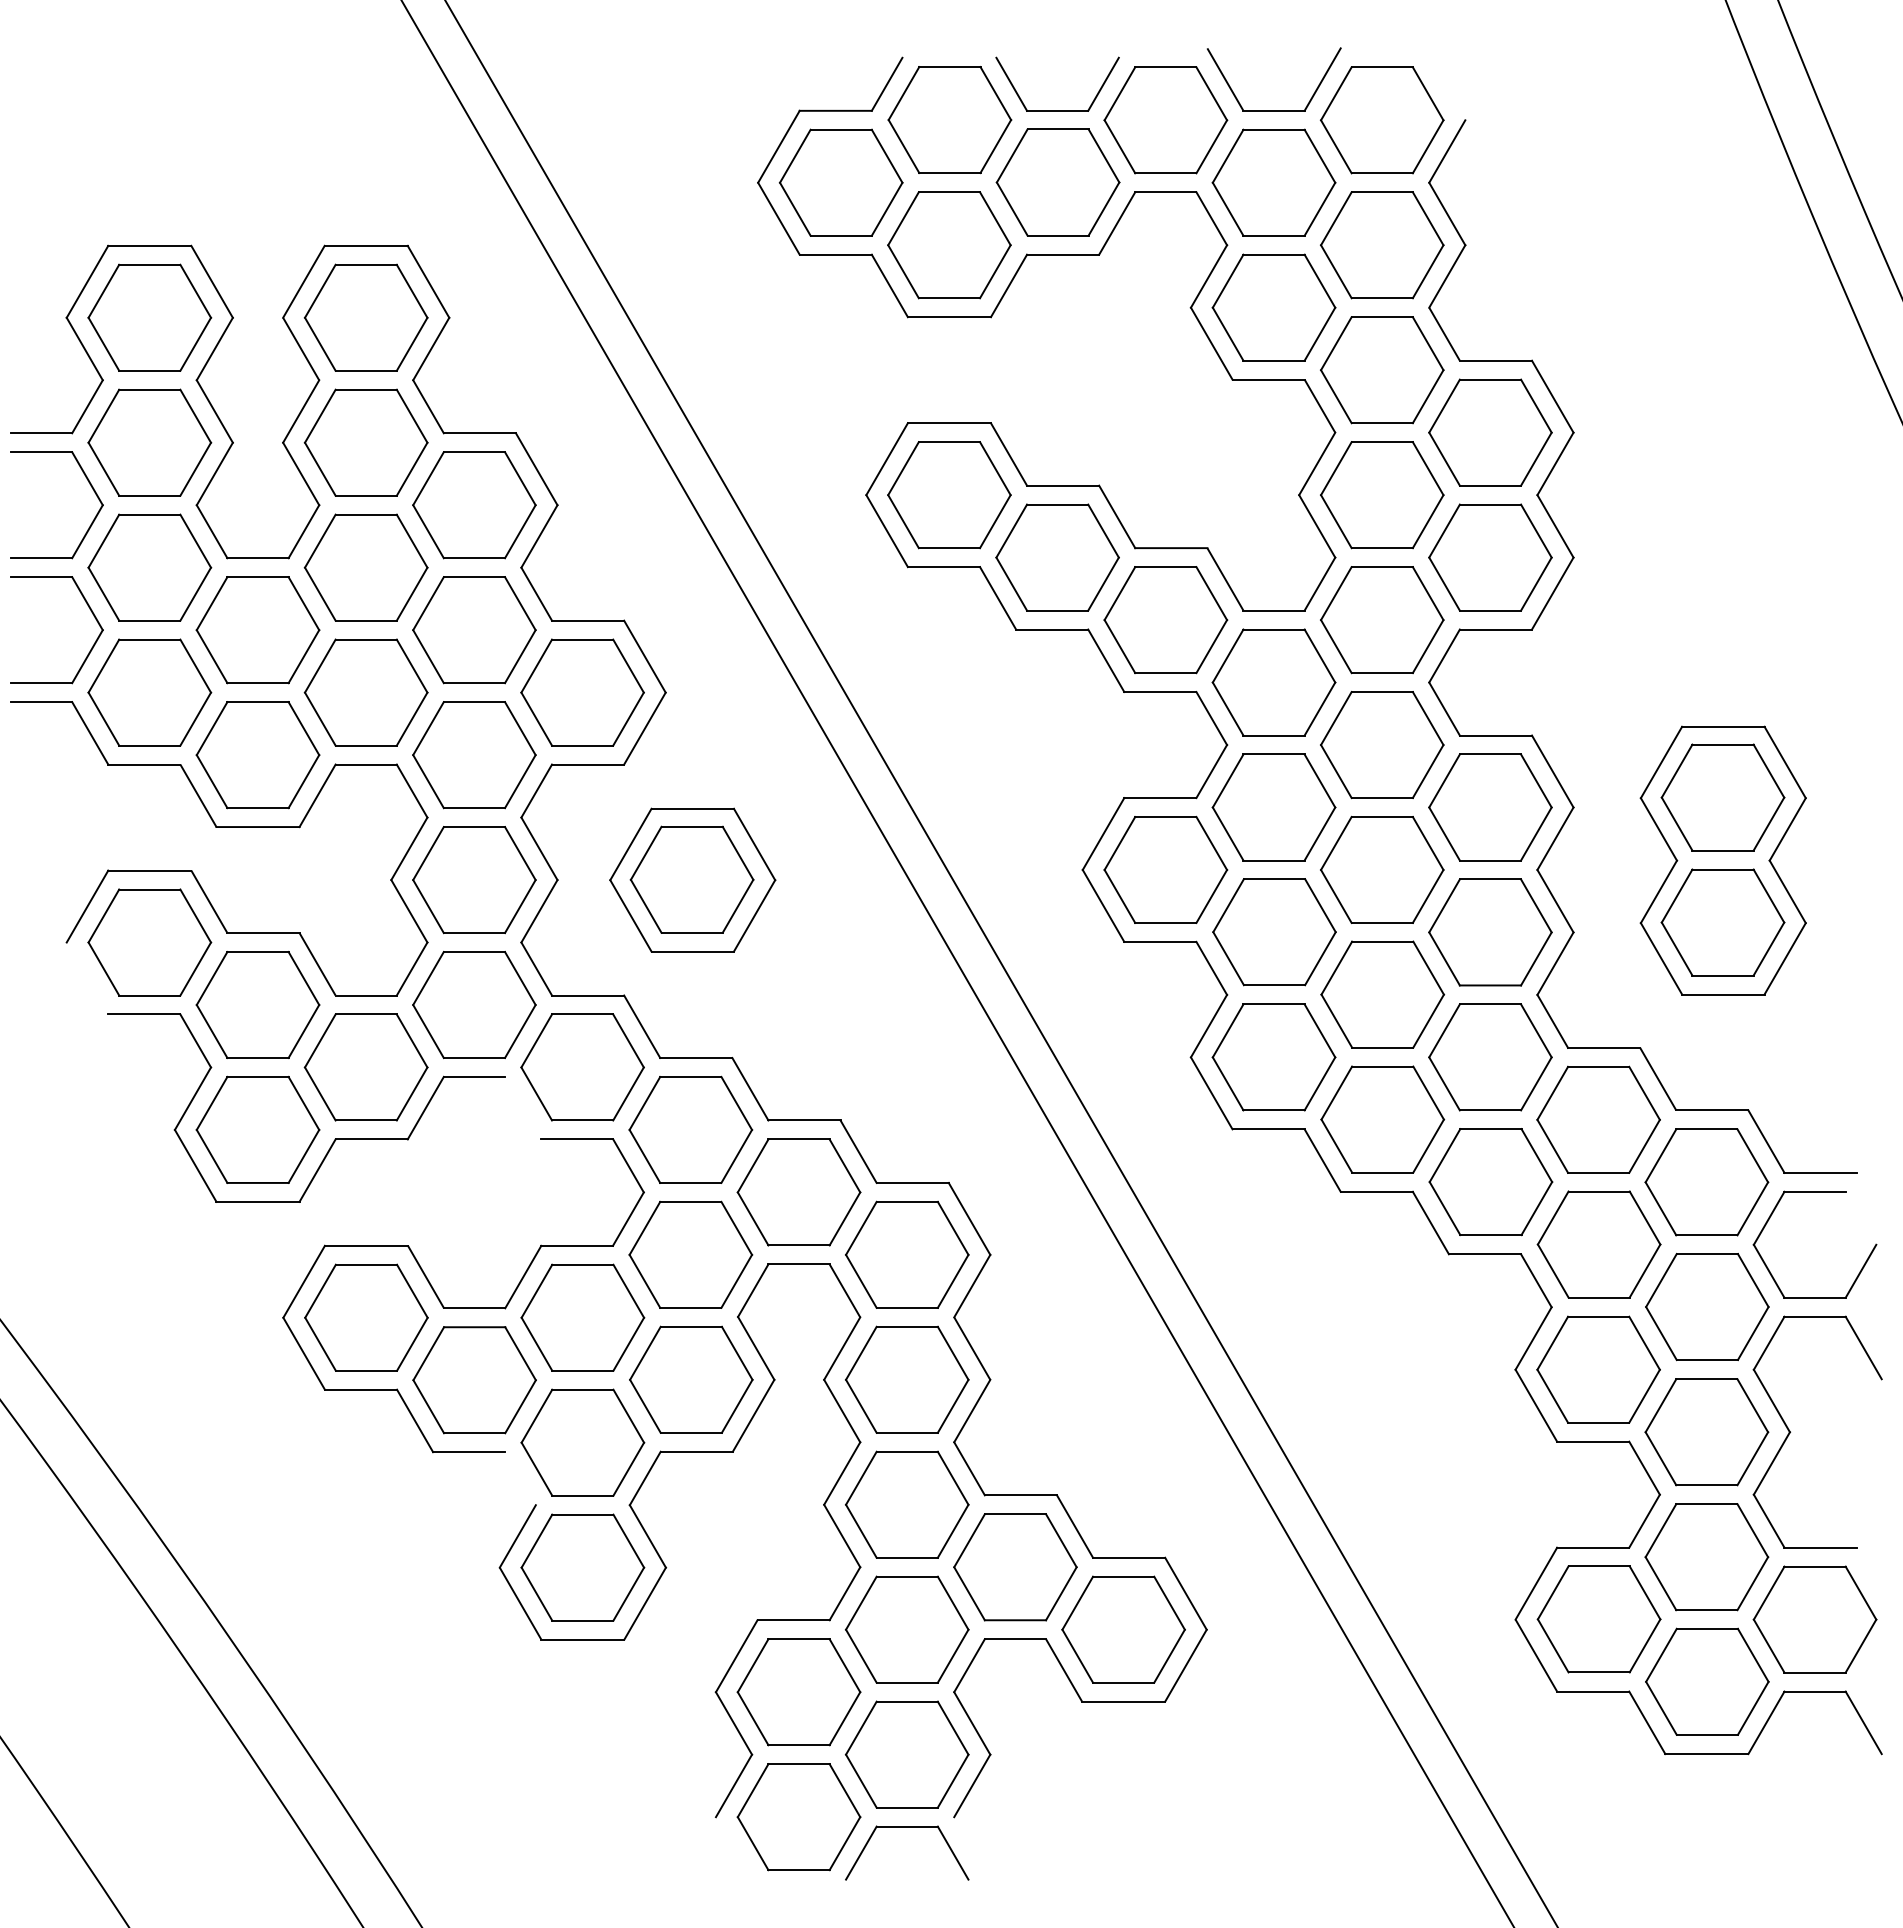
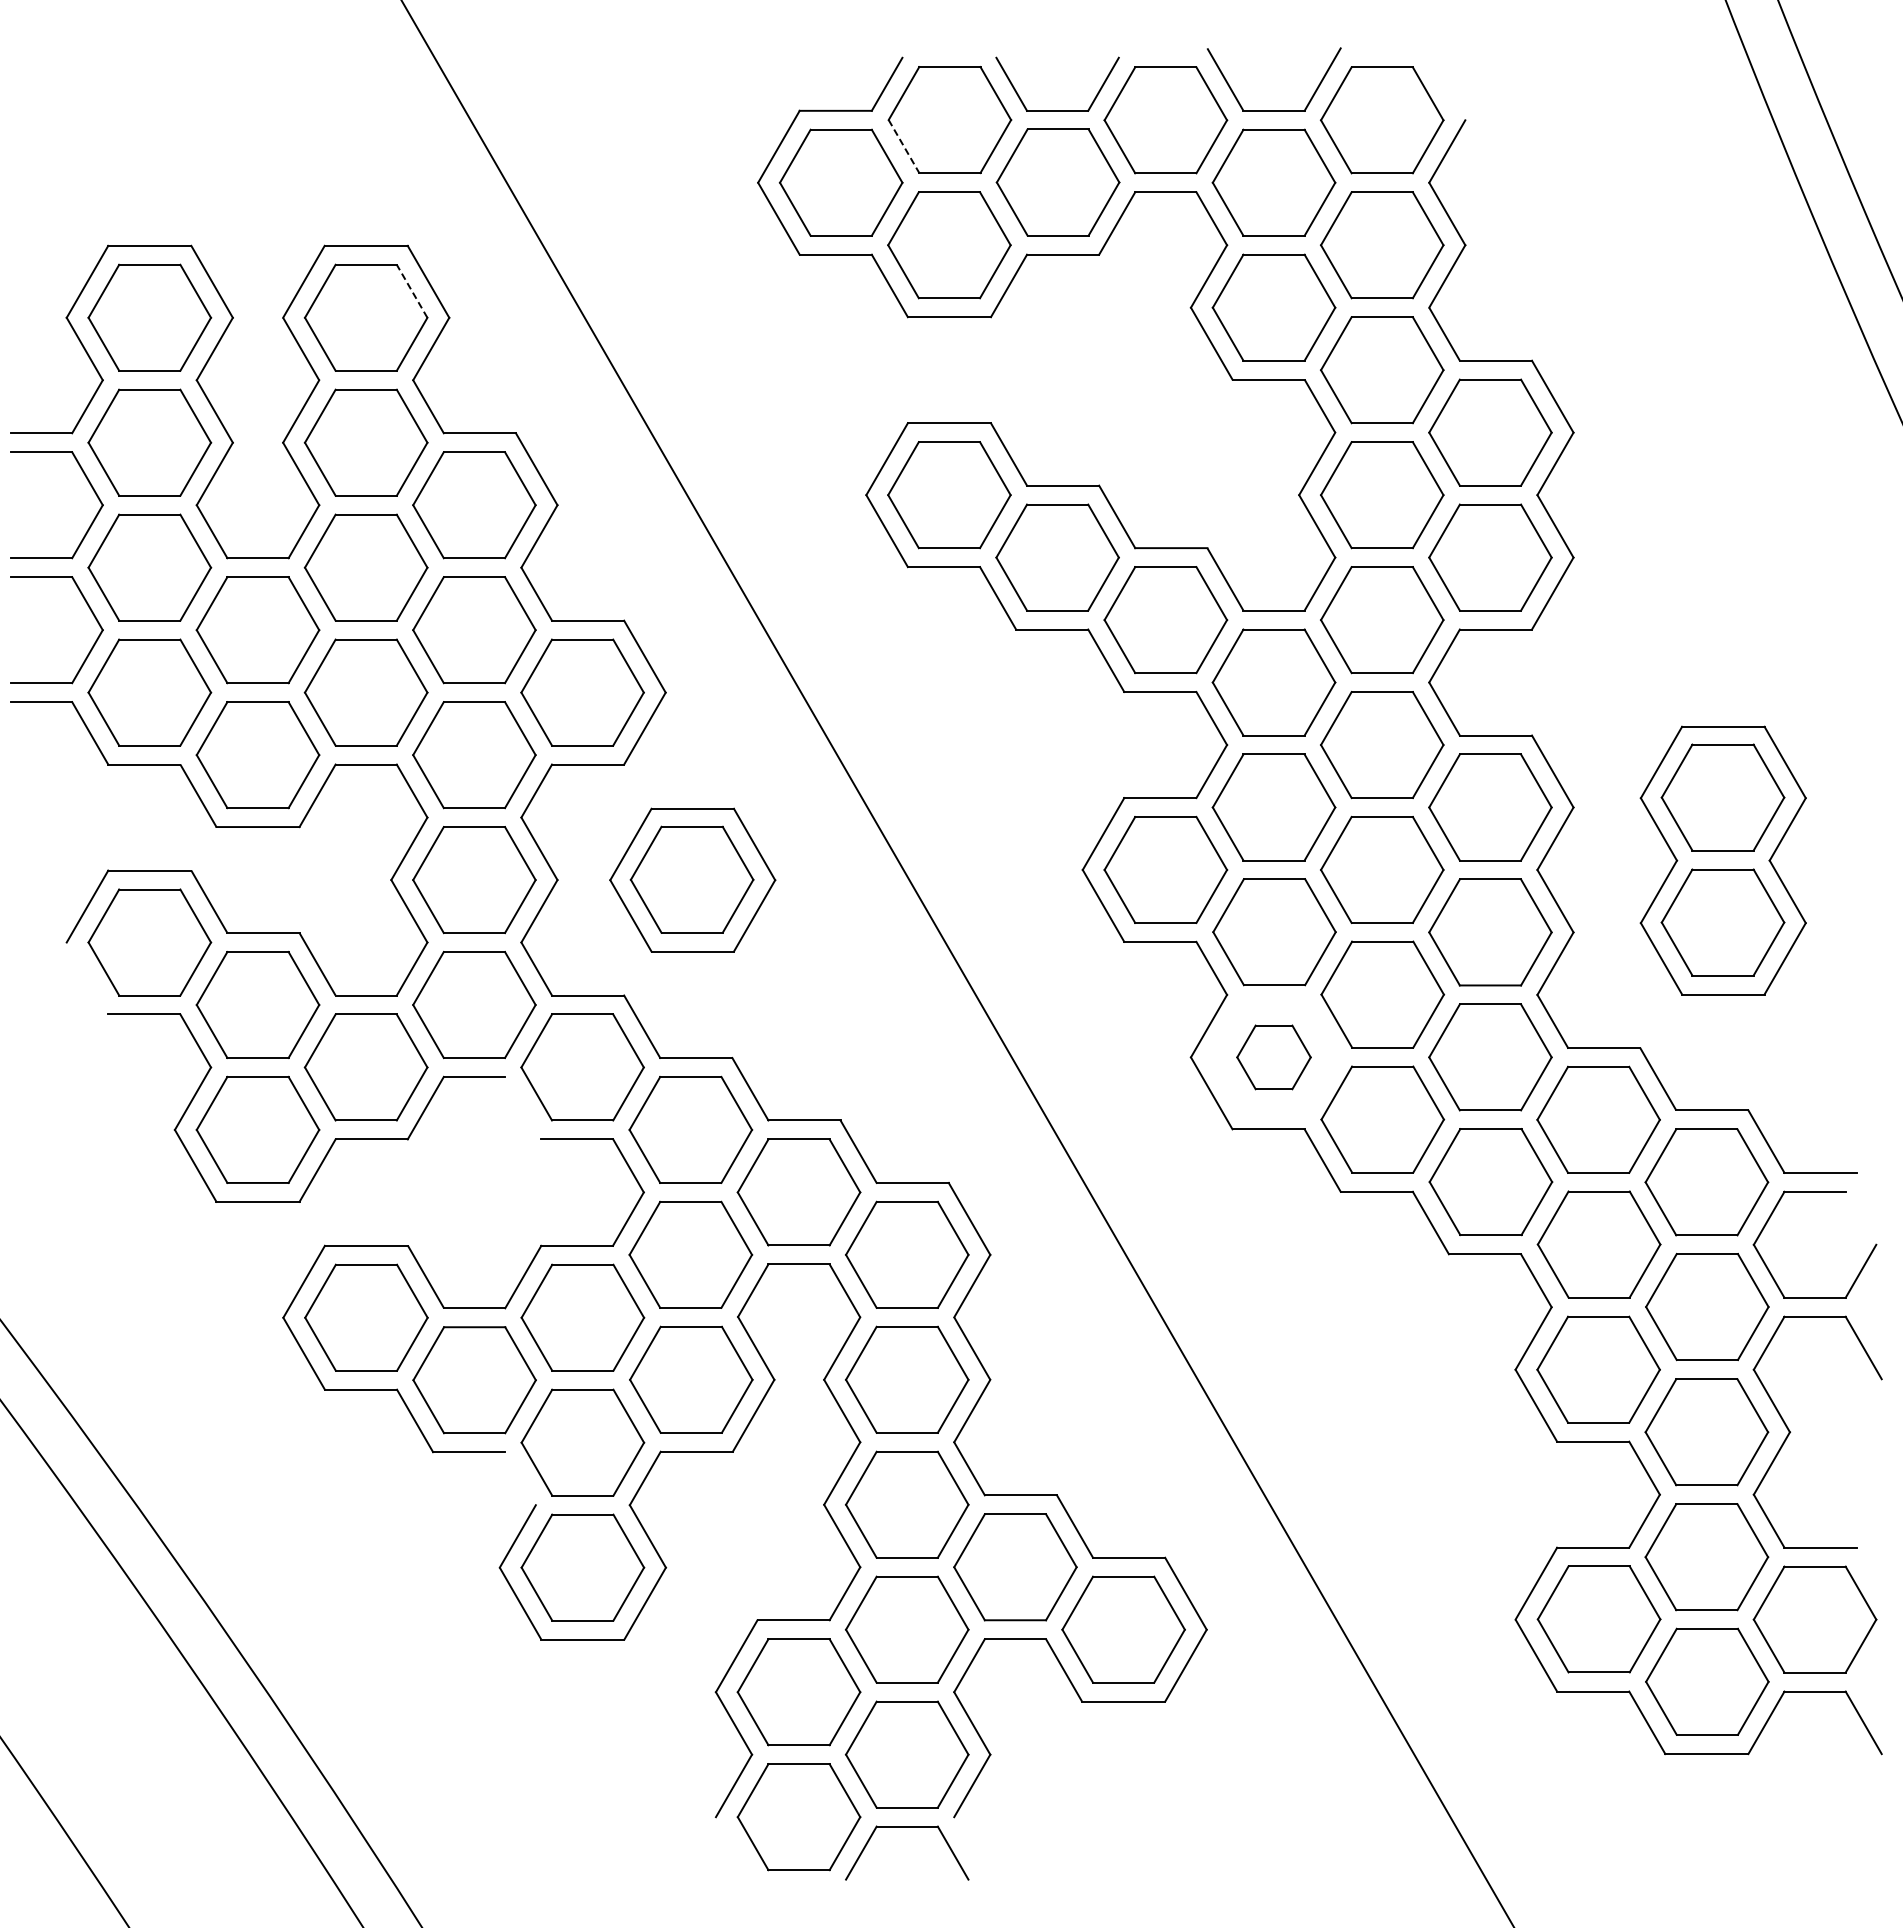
line: solid -> dashed (904, 146)
line: solid -> dashed (412, 291)
line: present -> none (1001, 963)
part size: 126x109 px -> 76x67 px (1273, 1057)
